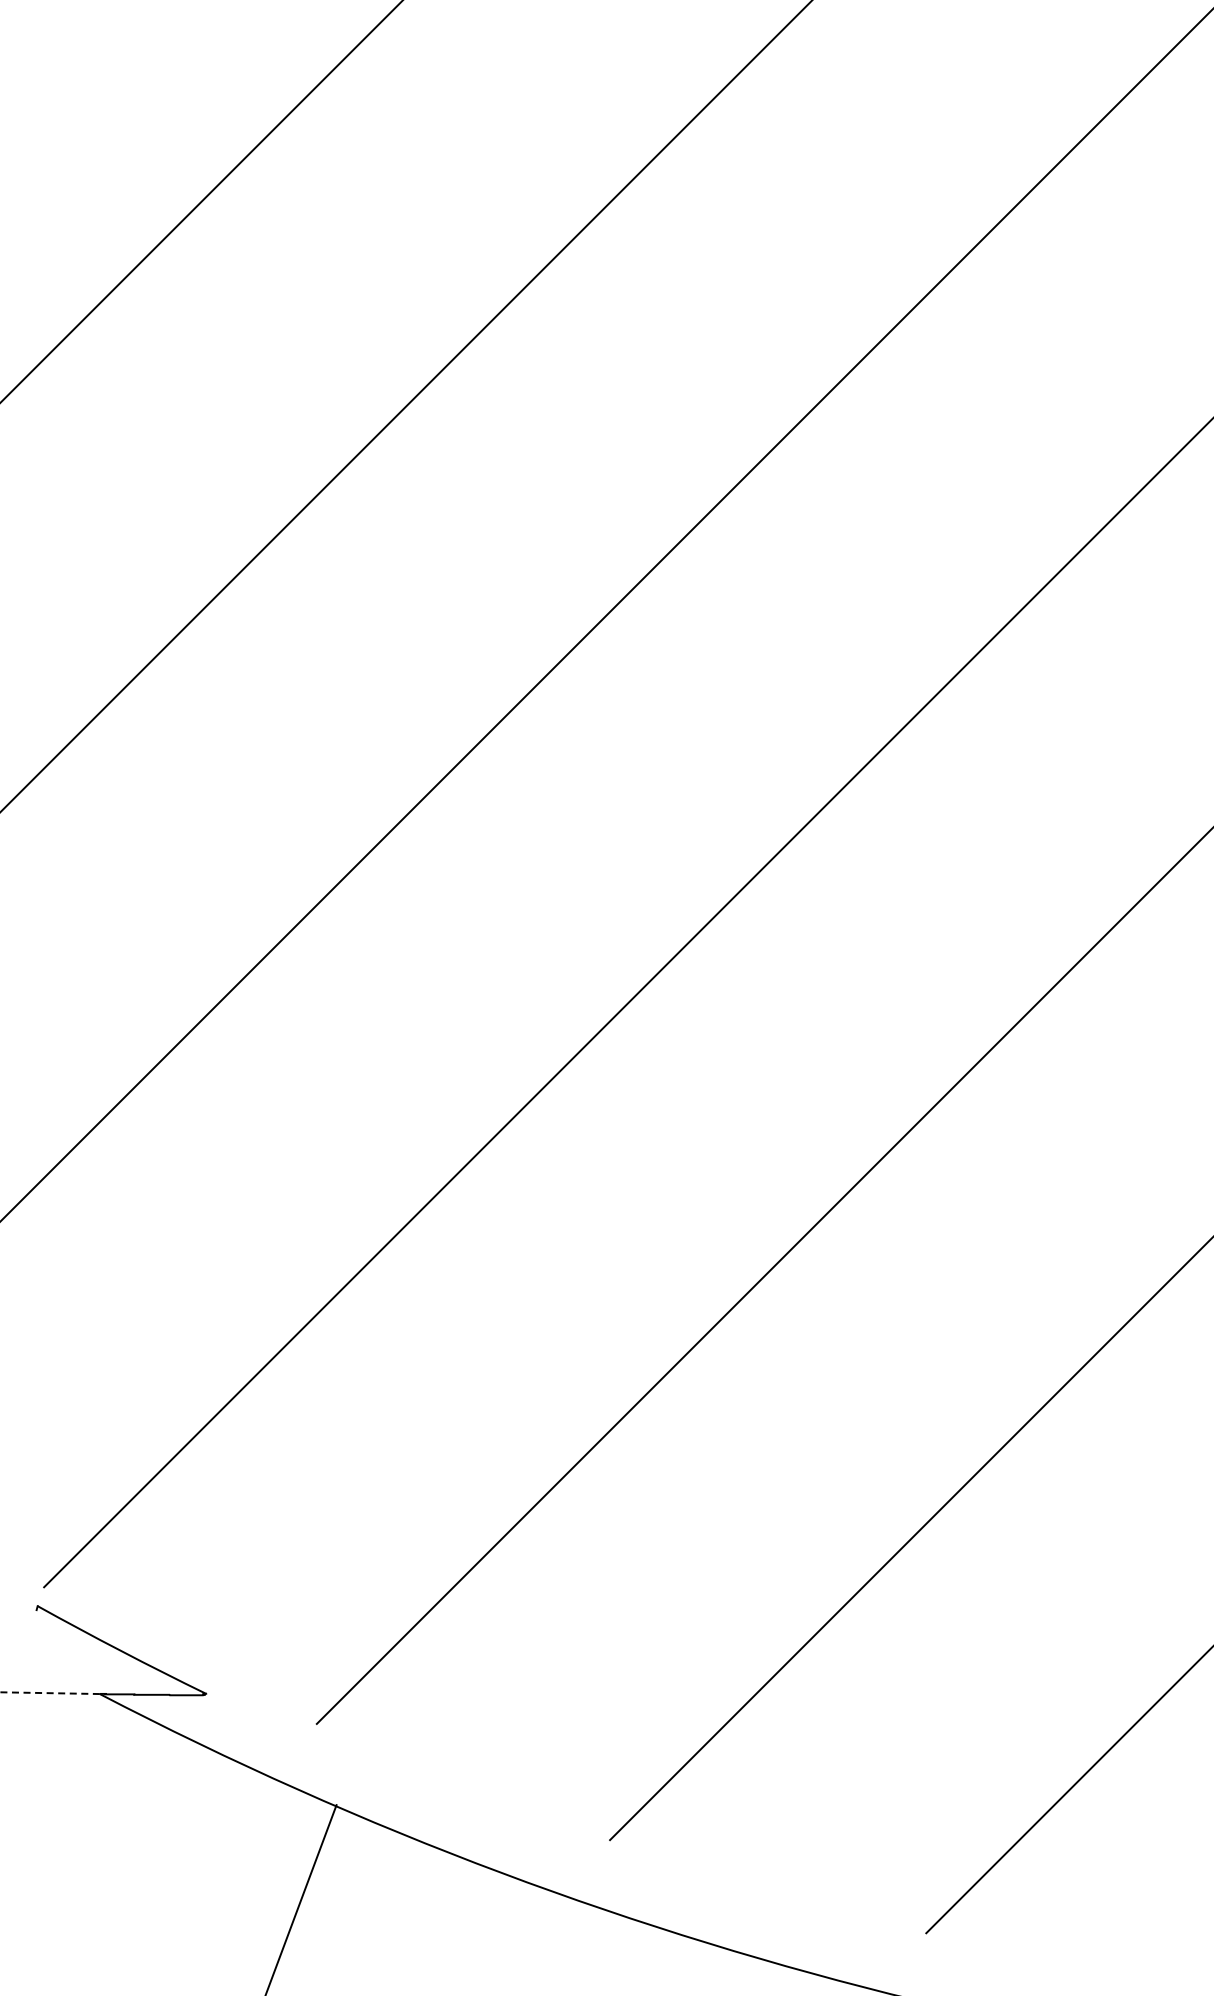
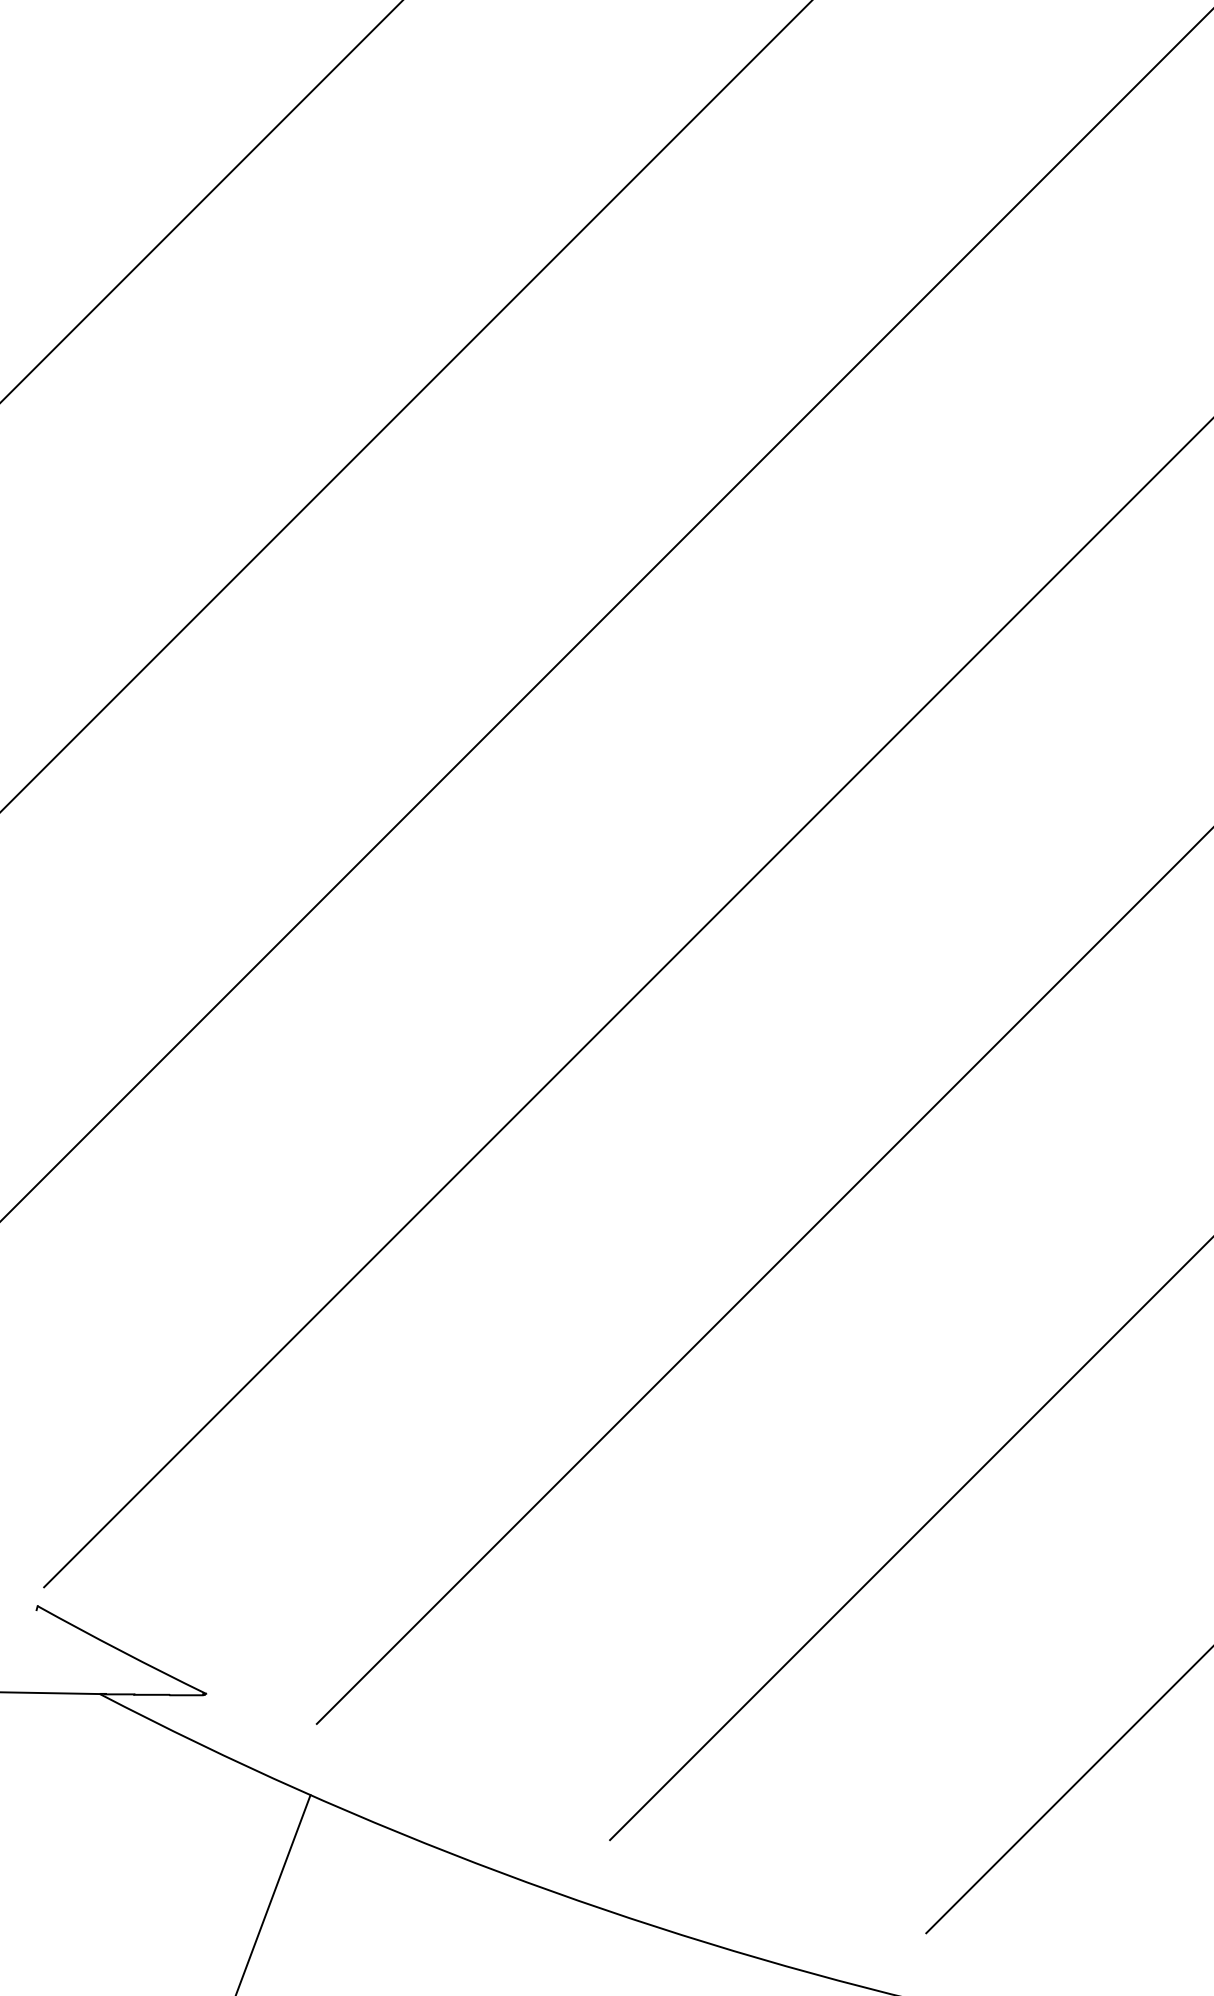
line: dashed -> solid (49, 1693)
line position: (301, 1898) -> (273, 1893) (273, 1893)
